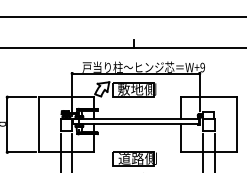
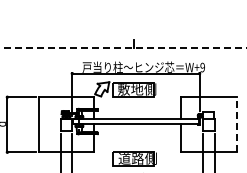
line: present -> none (122, 17)
line: solid -> dashed (123, 47)
line: solid -> dashed (236, 124)
